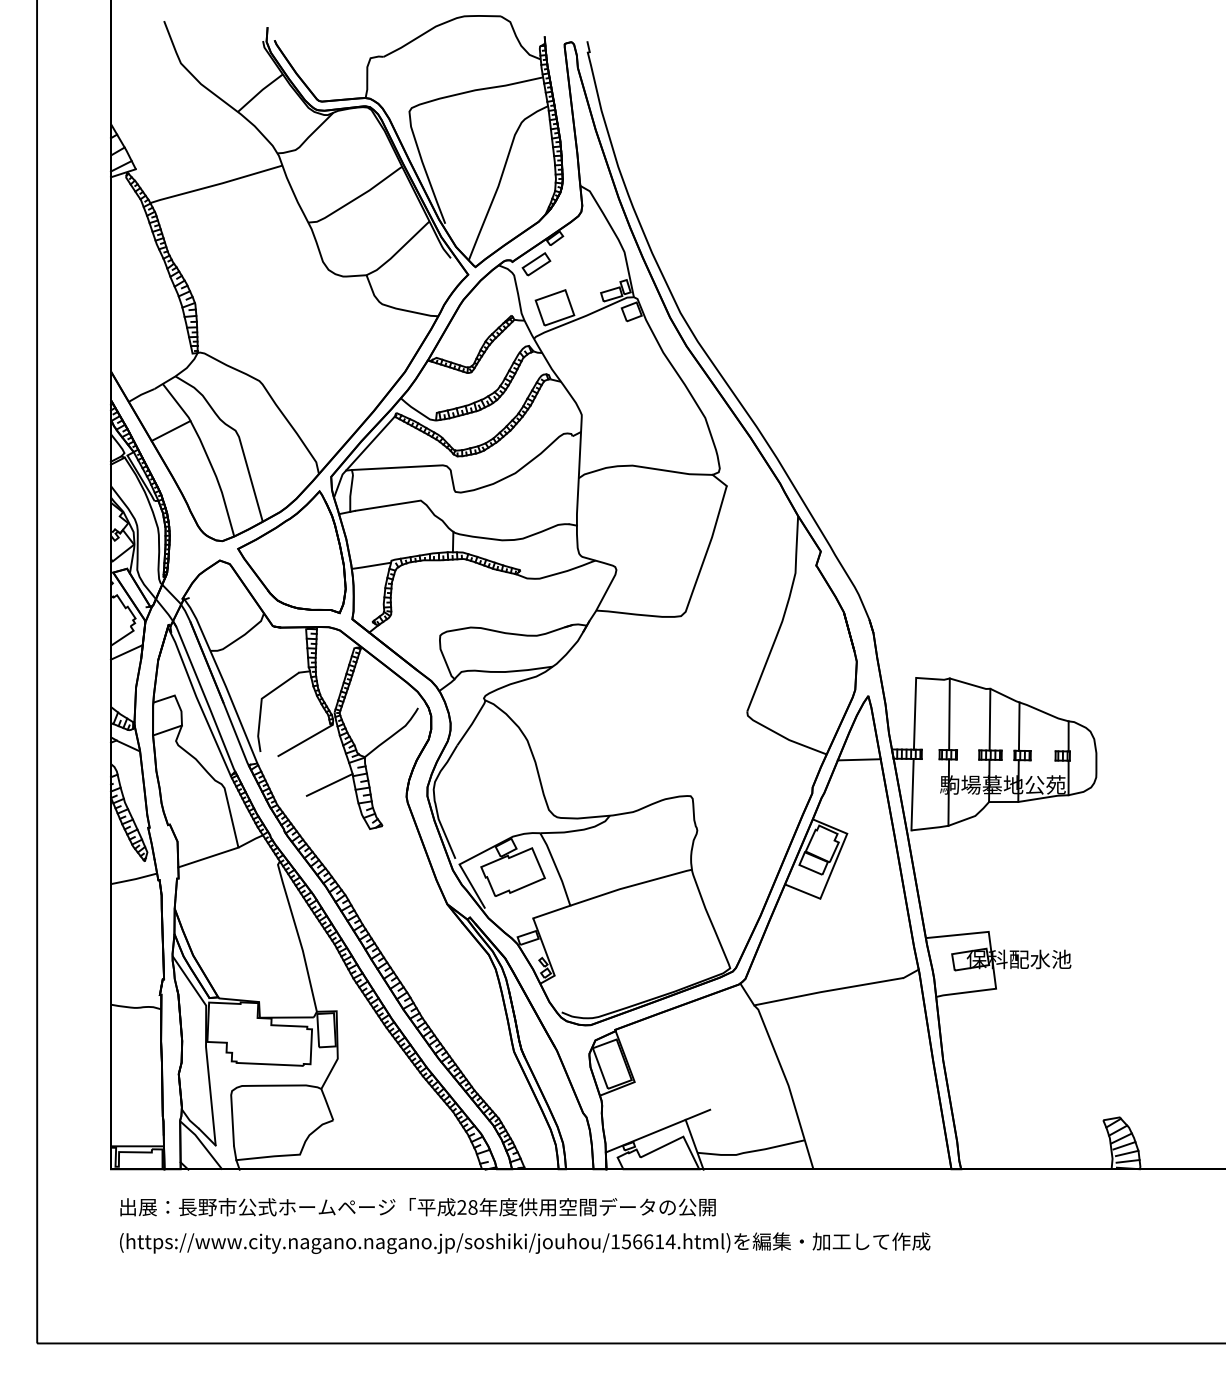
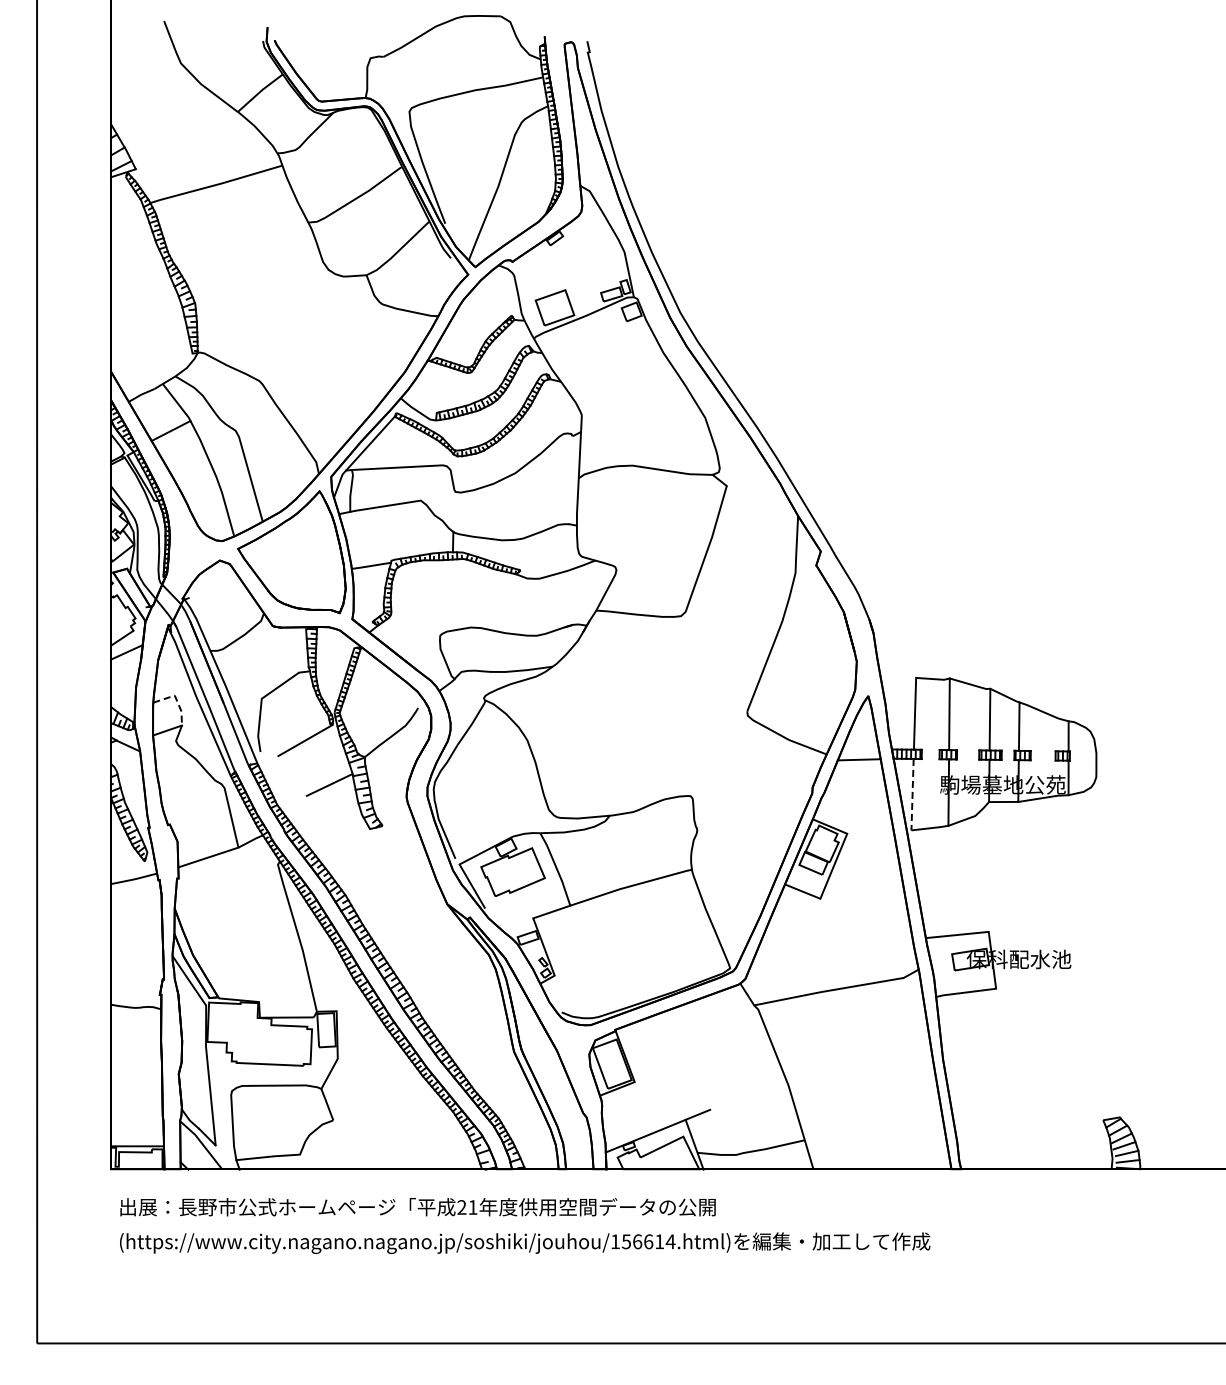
part: present -> none (536, 264)
line: solid -> dashed (176, 699)
line: solid -> dashed (912, 794)
text: 28 -> 21 (472, 1207)
